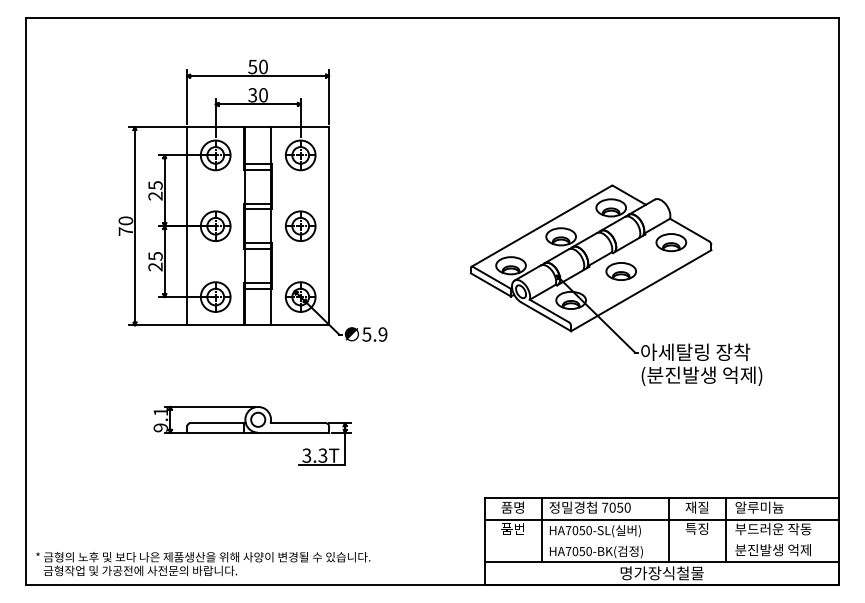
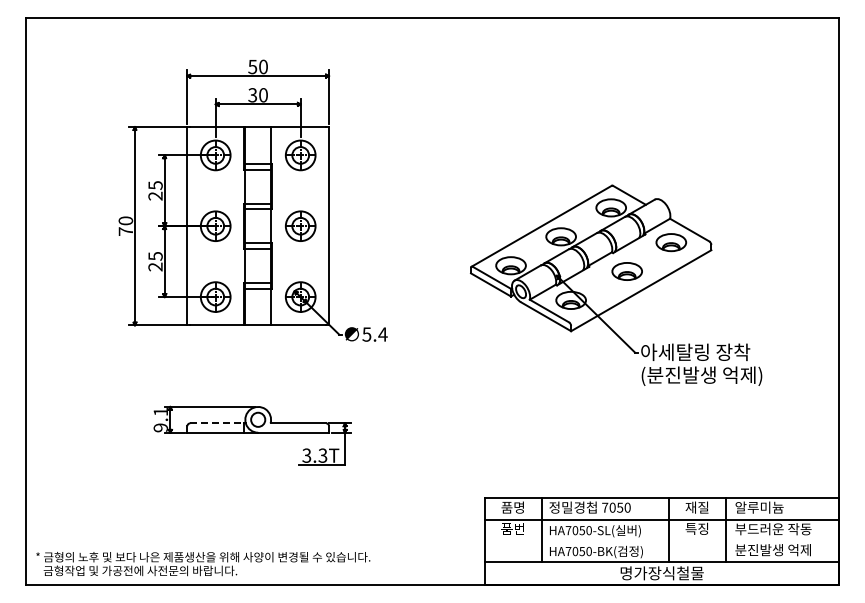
part position: (620, 271) -> (626, 271) (626, 271)
text: 5.9 -> 5.4 (382, 334)
line: solid -> dashed (217, 423)
